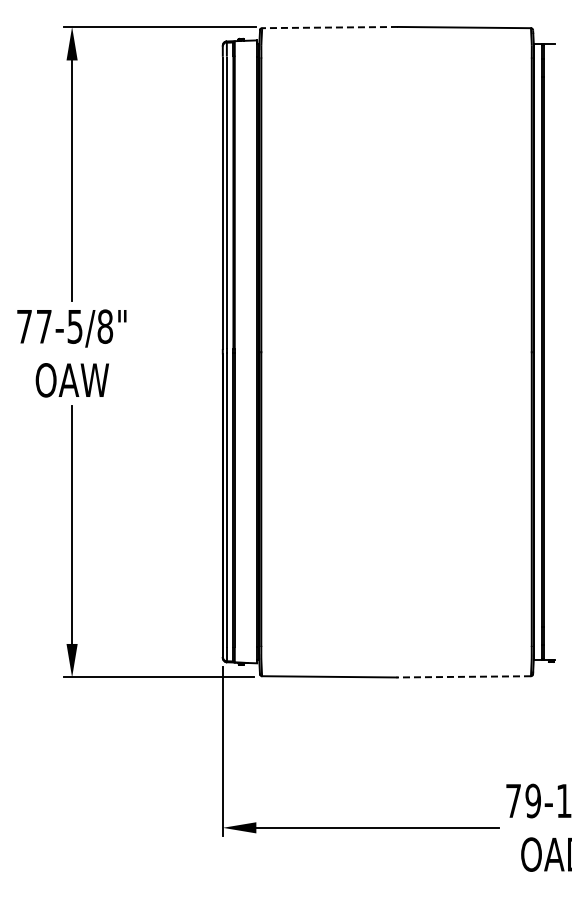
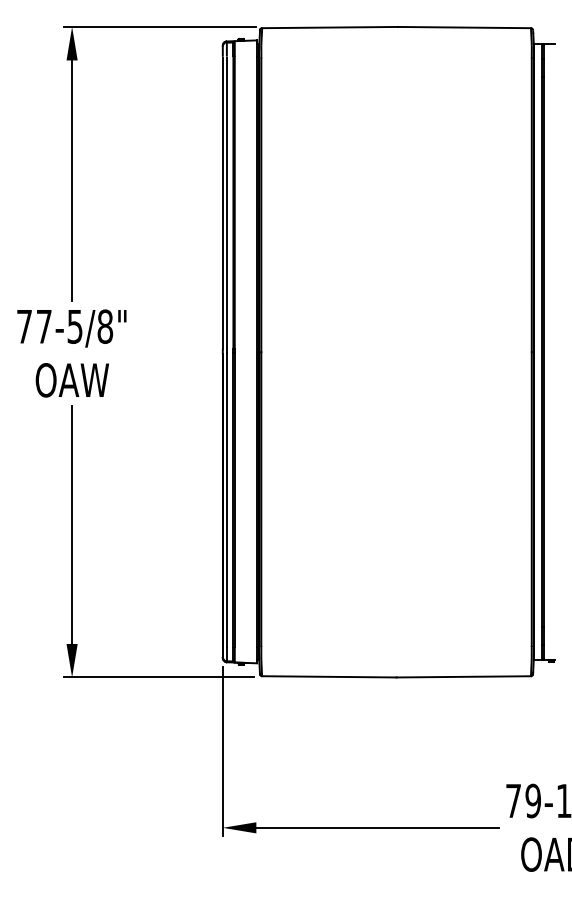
line: dashed -> solid (330, 27)
line: dashed -> solid (463, 676)
